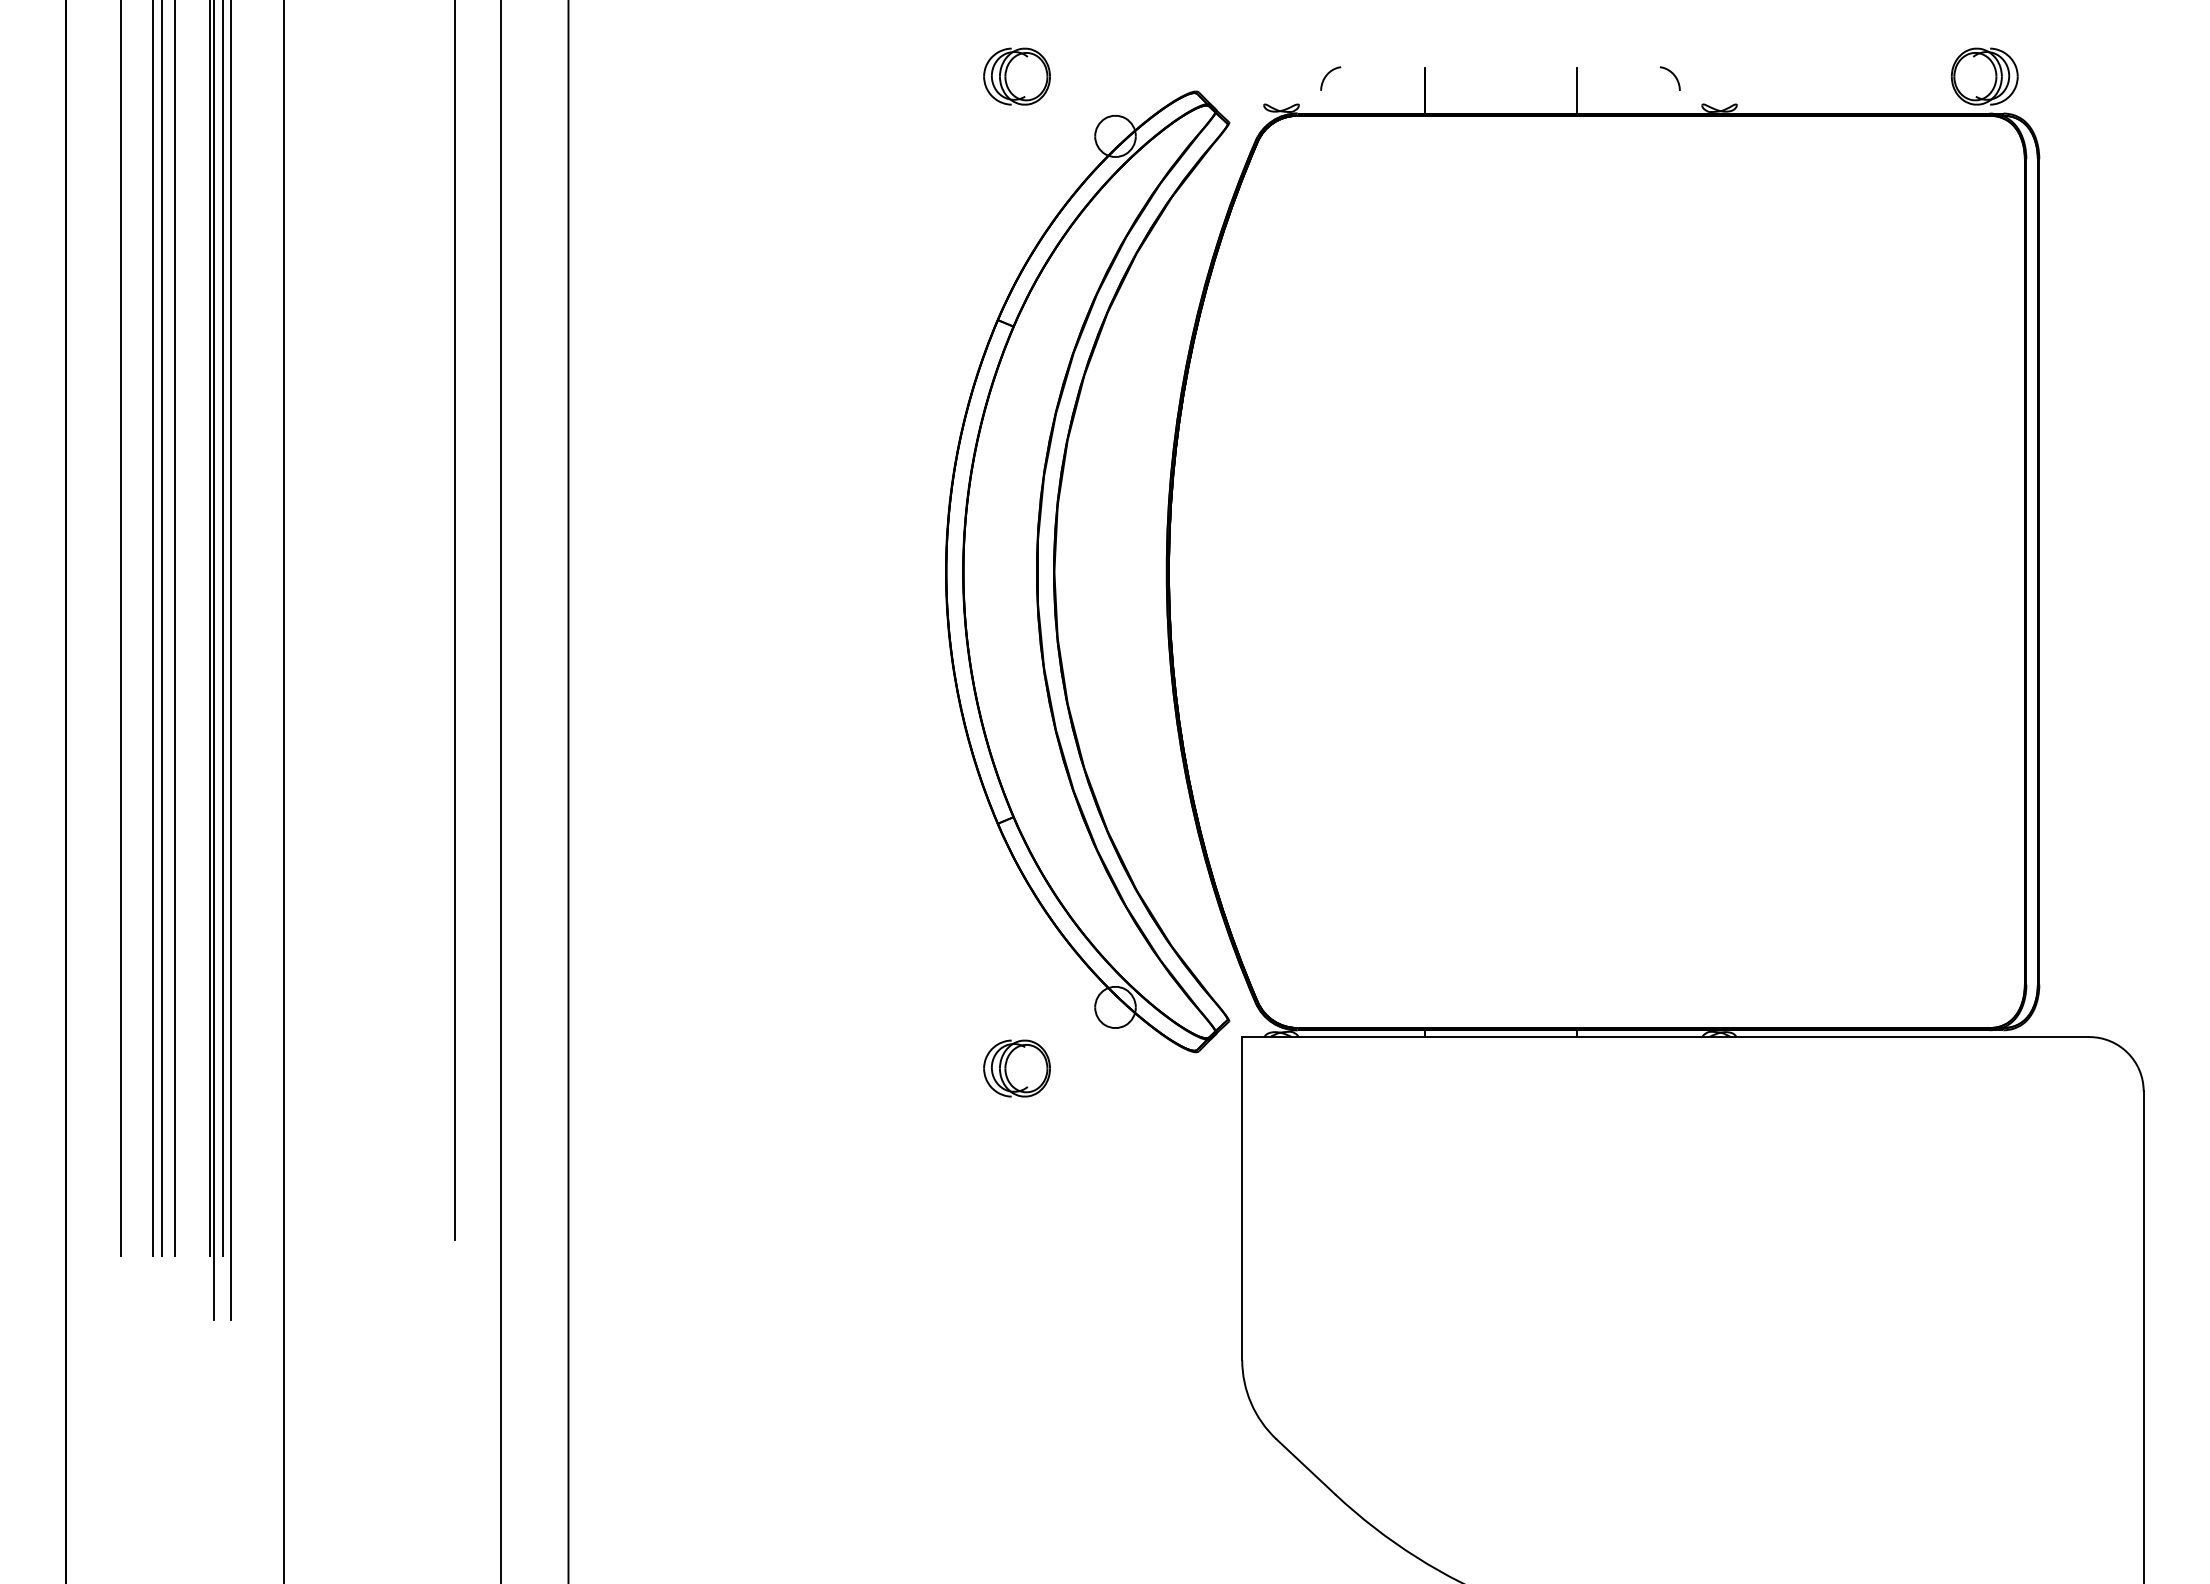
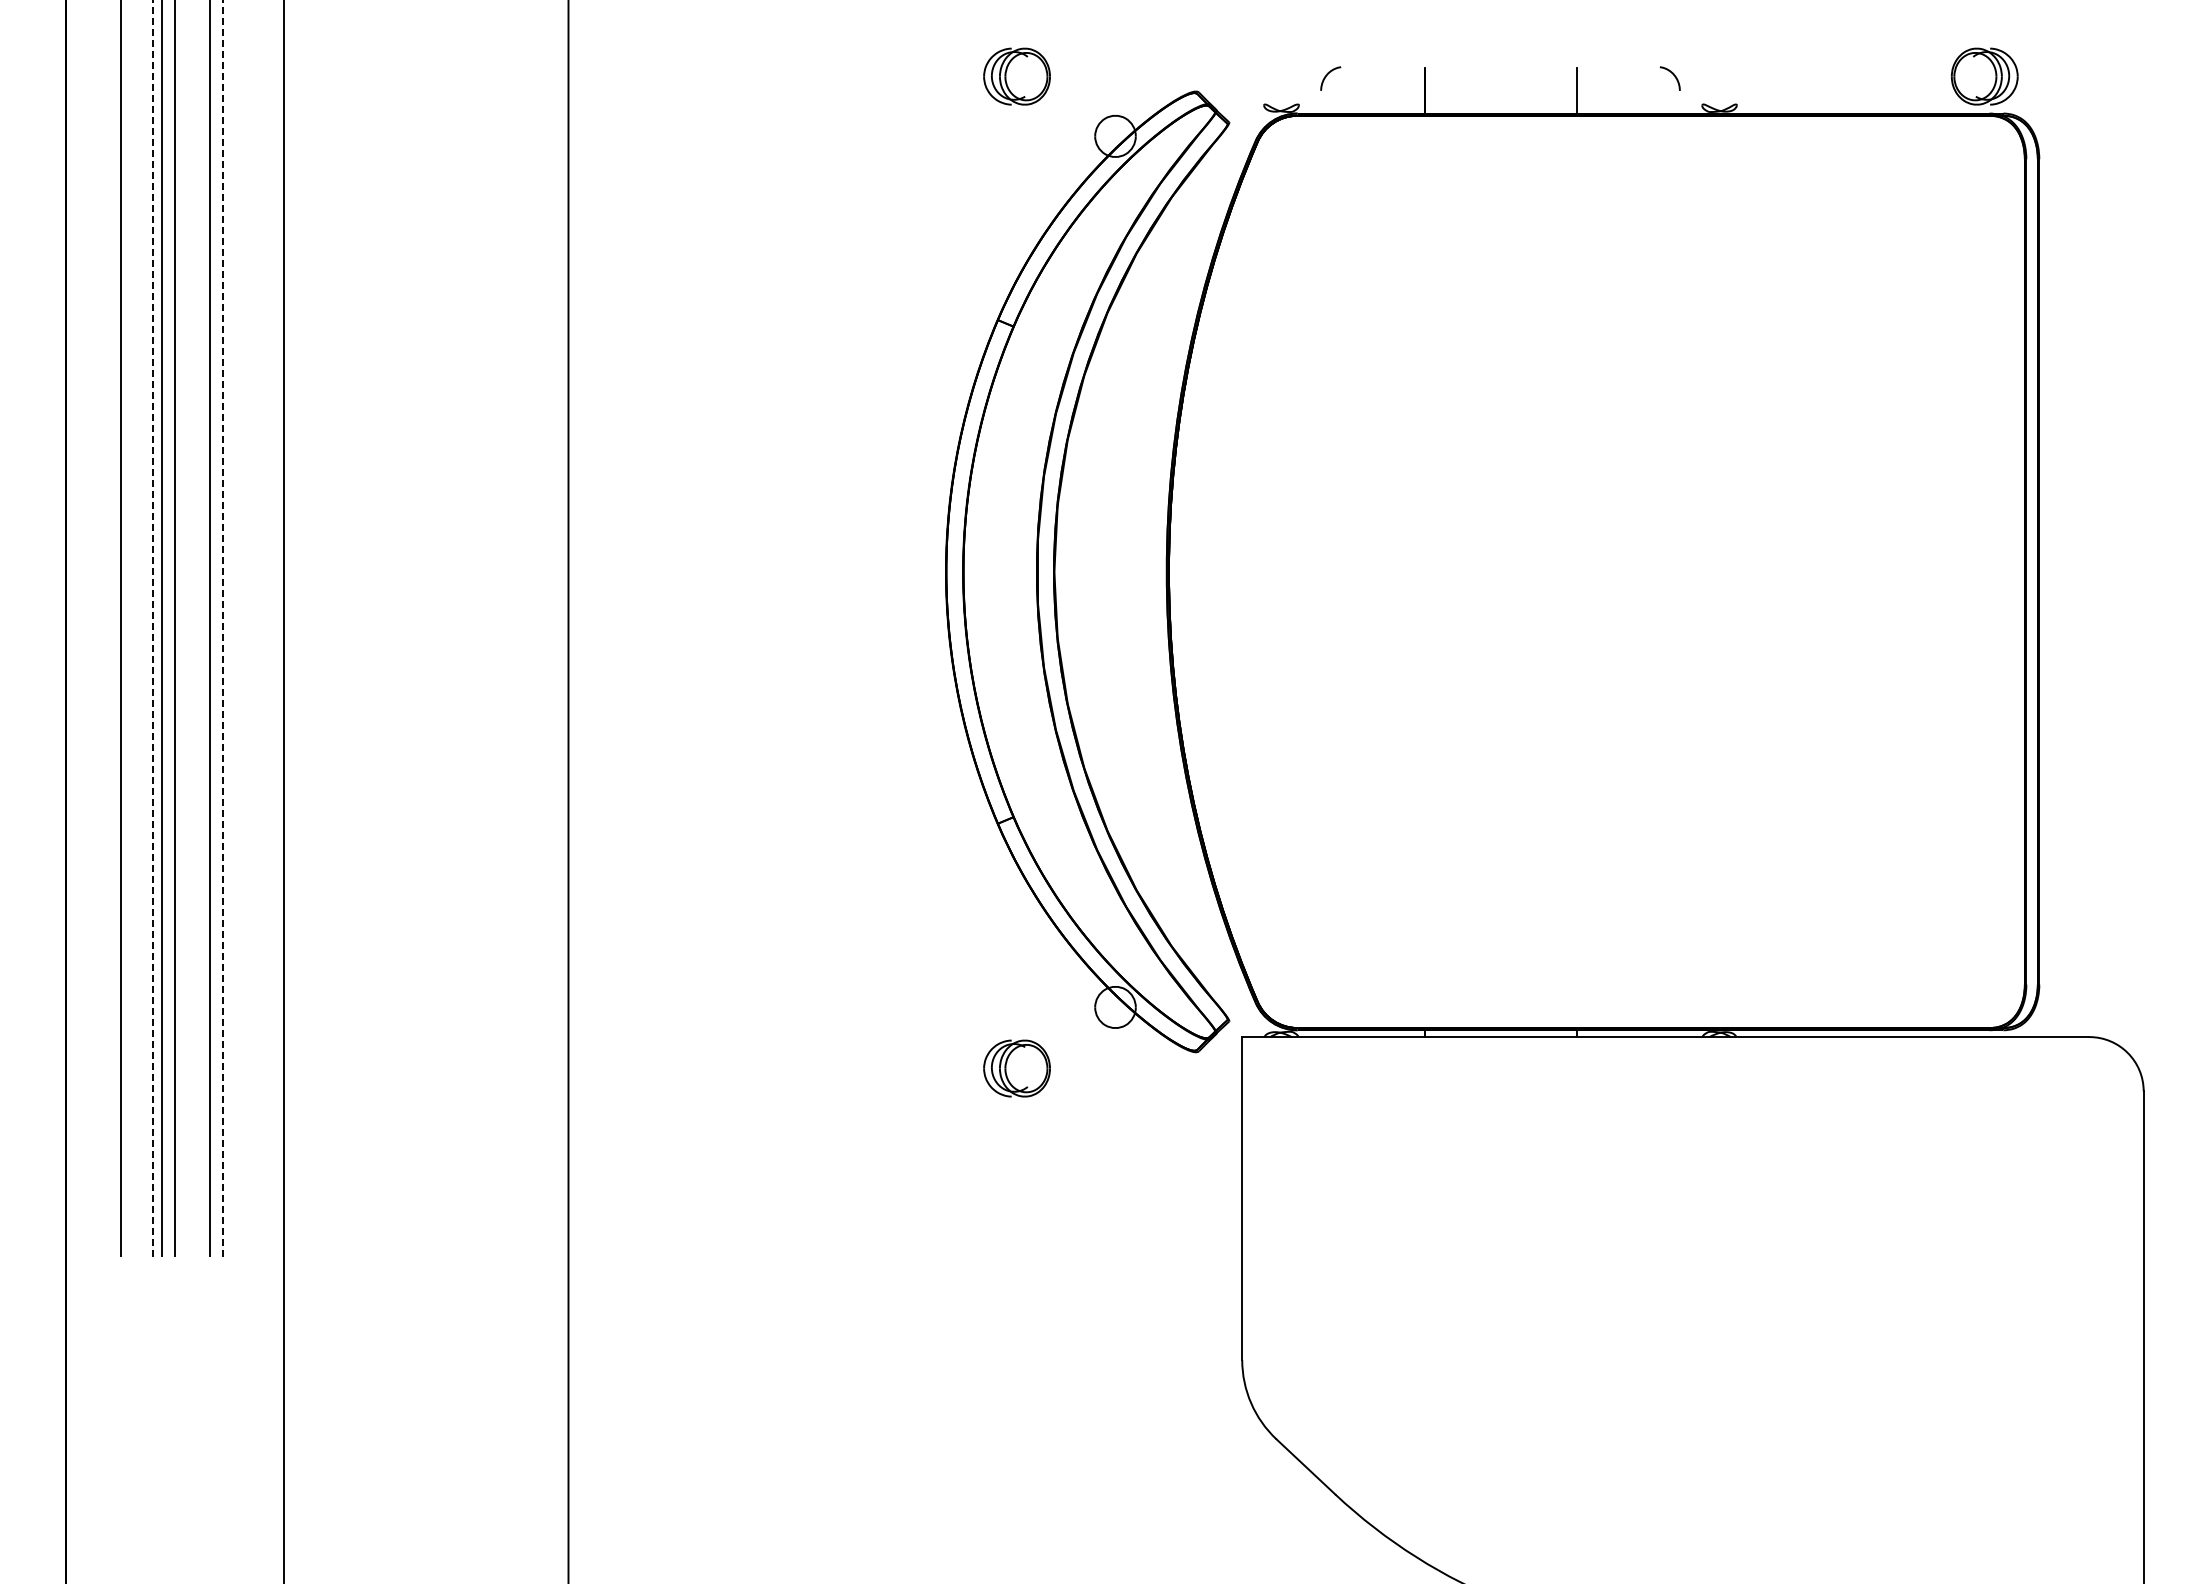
line: present -> none (455, 621)
line: solid -> dashed (153, 628)
line: solid -> dashed (222, 628)
line: present -> none (214, 661)
line: present -> none (231, 661)
line: present -> none (500, 791)
